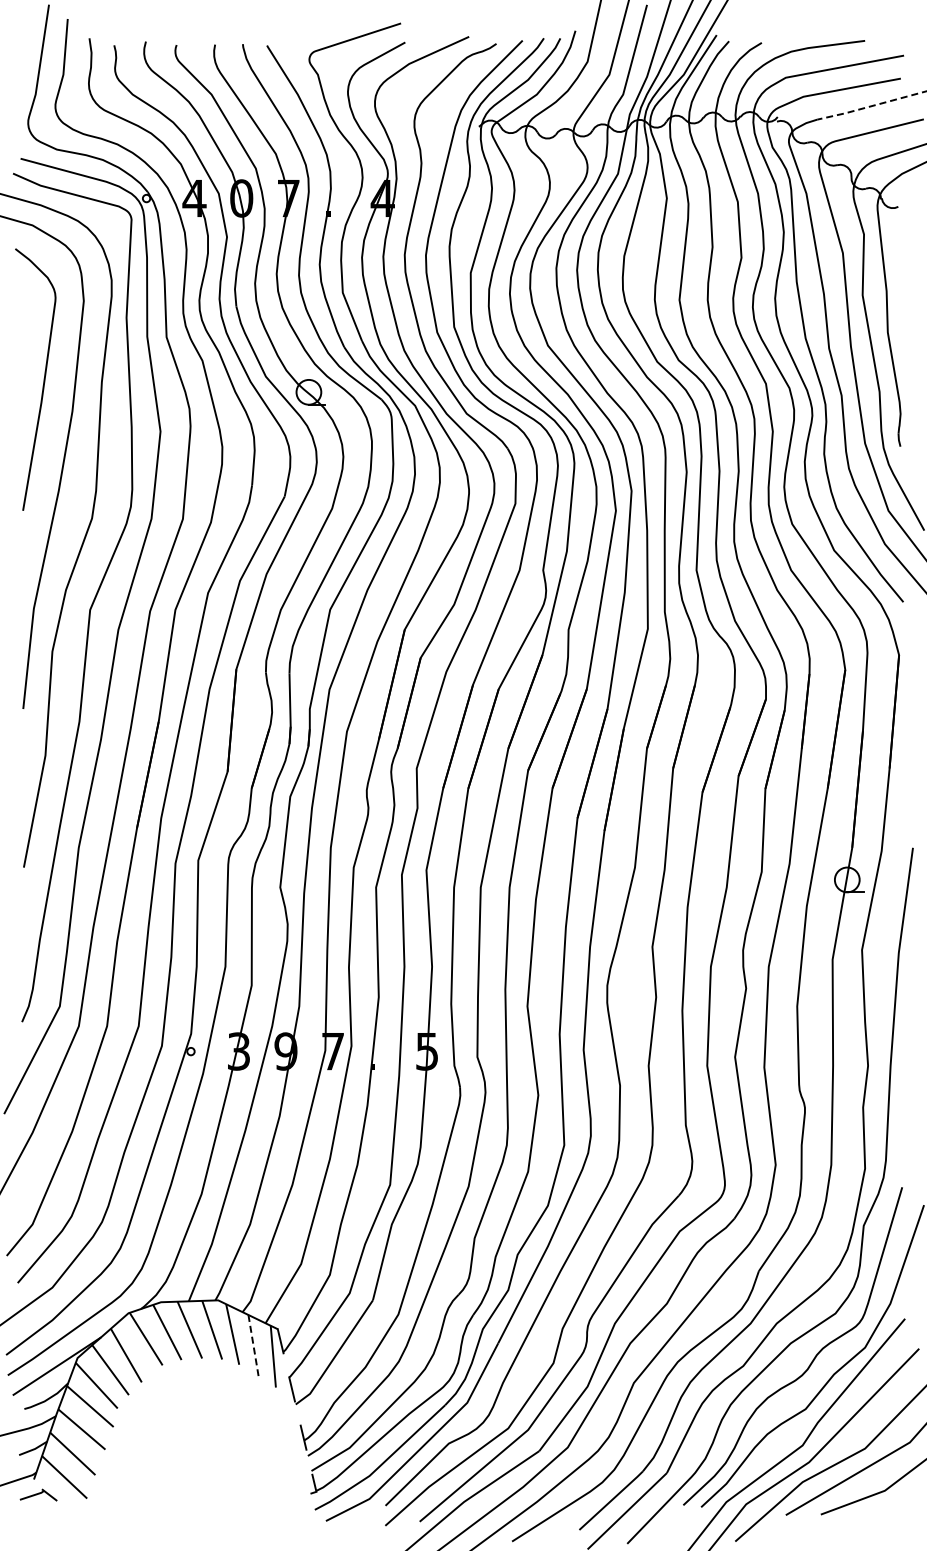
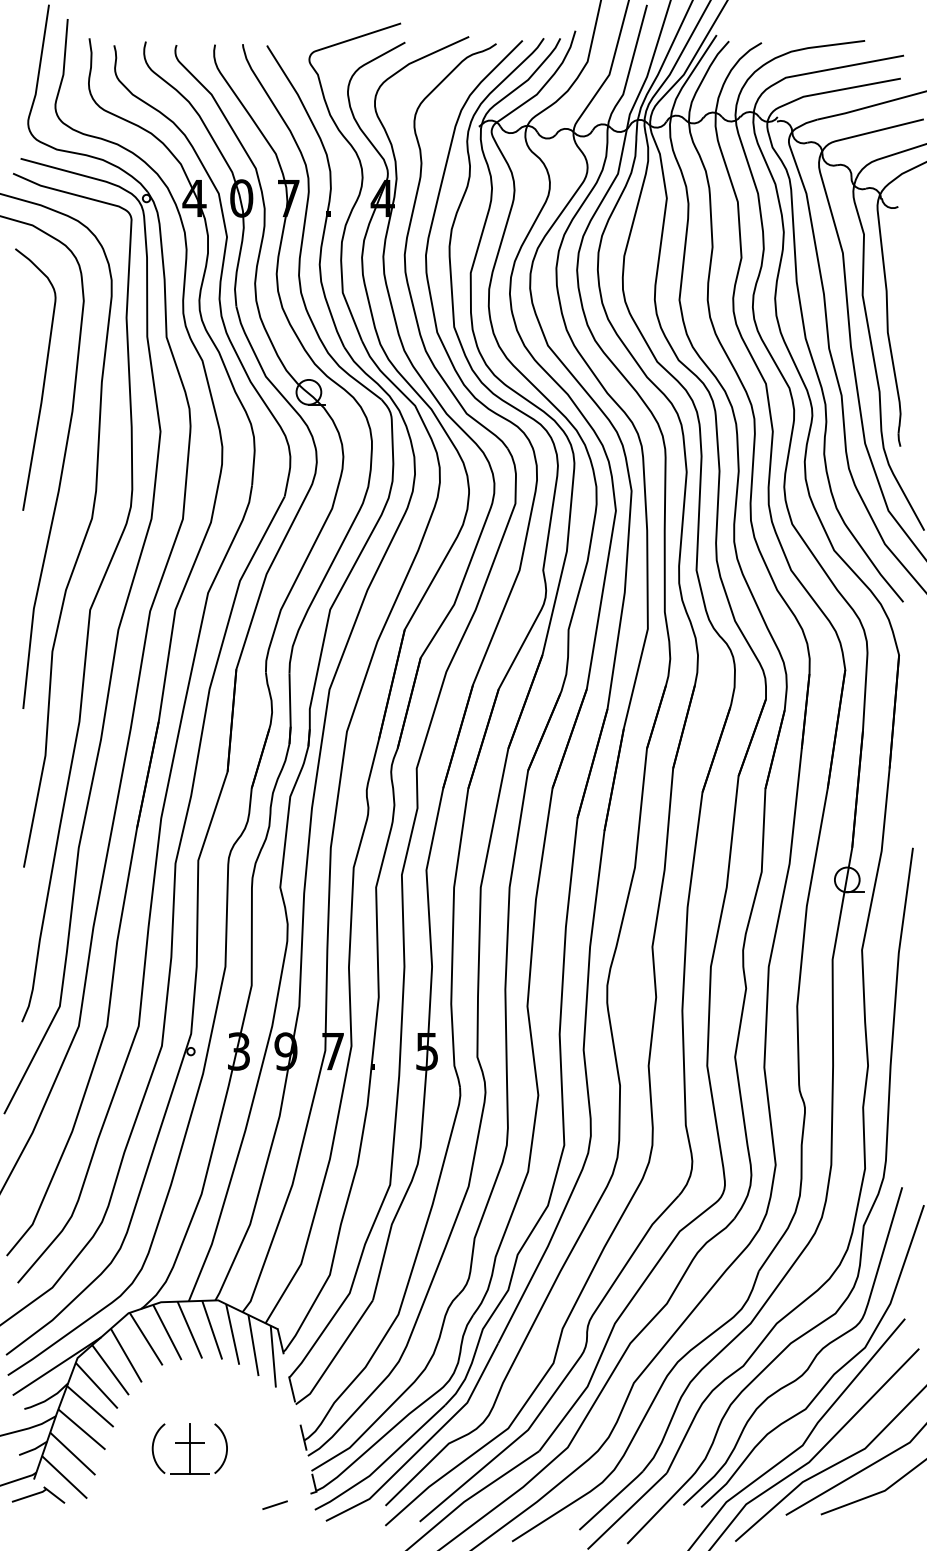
line: dashed -> solid (871, 106)
line: dashed -> solid (253, 1345)
part: none -> present (189, 1448)
part size: 39x14 px -> 55x18 px (38, 1494)
line: none -> present (274, 1505)
